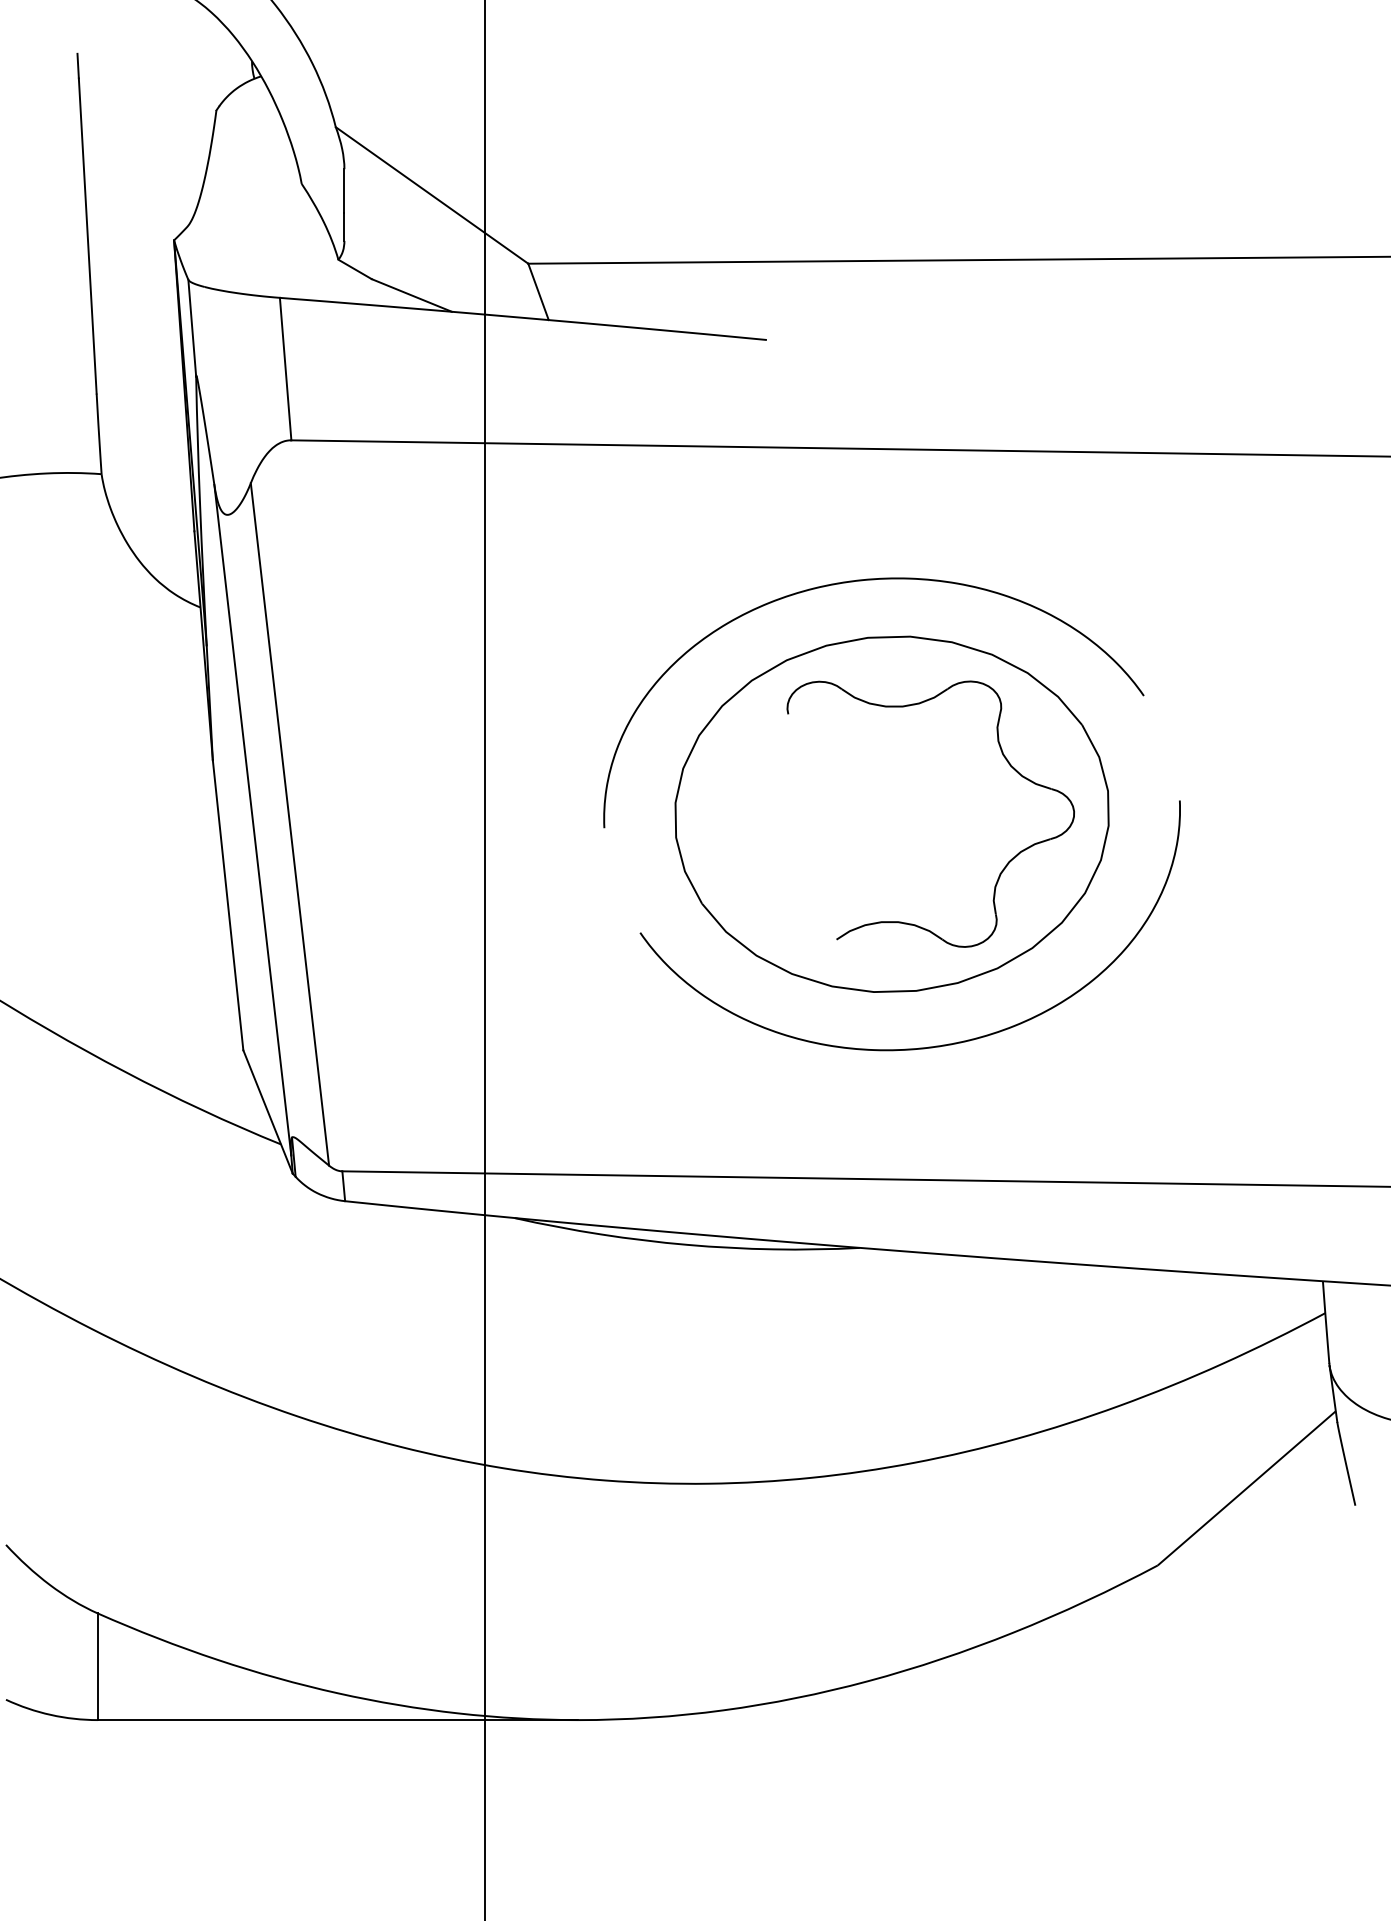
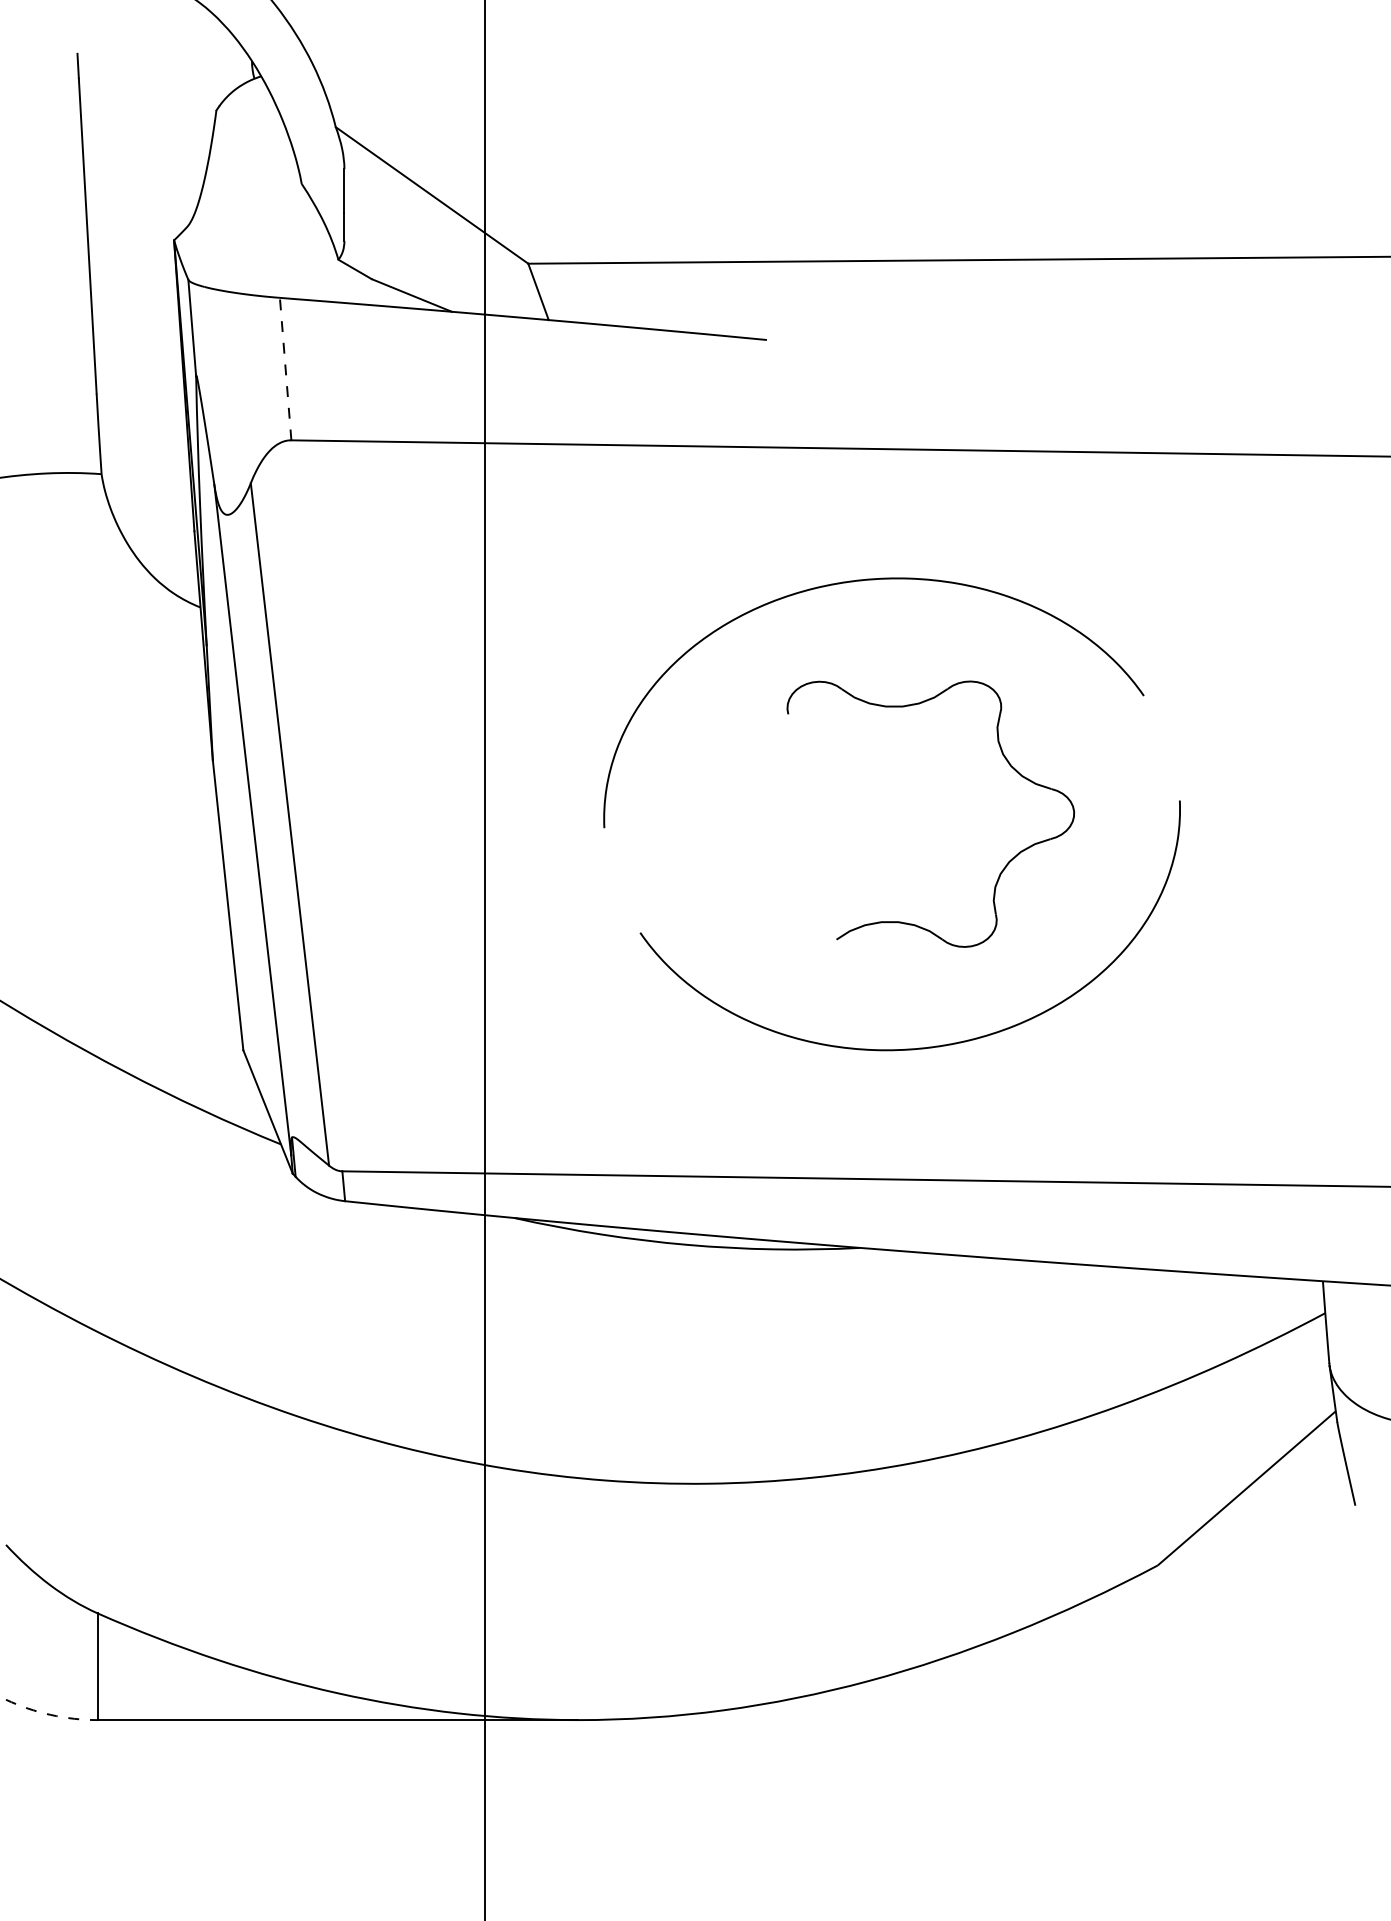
line: solid -> dashed (285, 368)
part: present -> none (891, 813)
arc: solid -> dashed (50, 1714)
